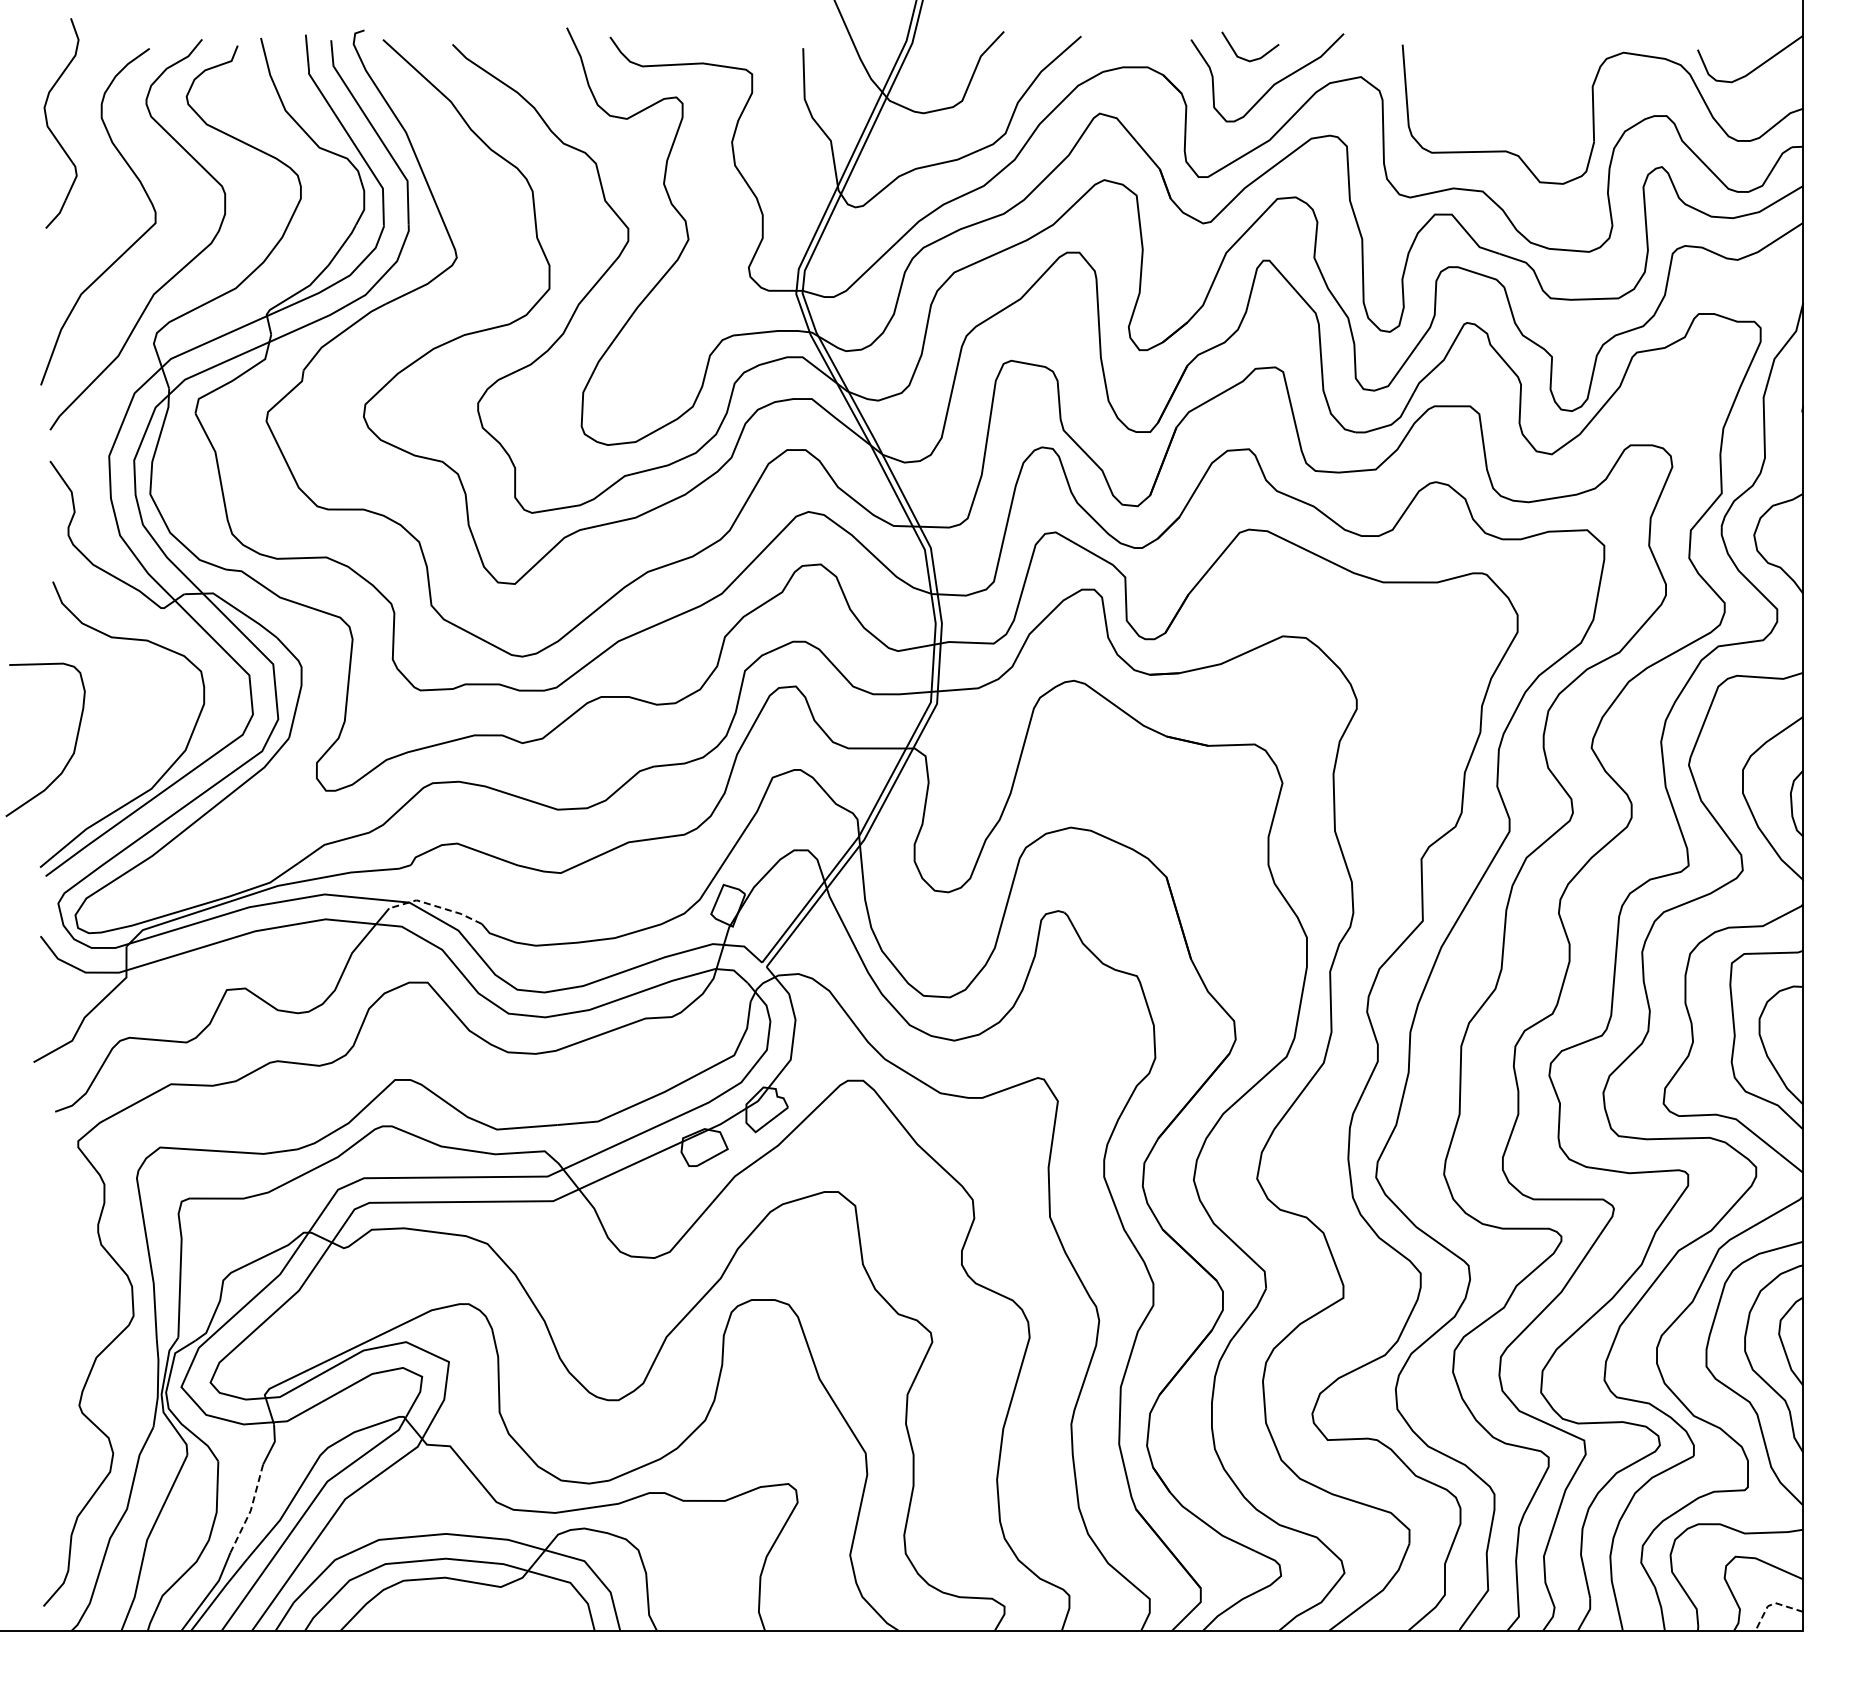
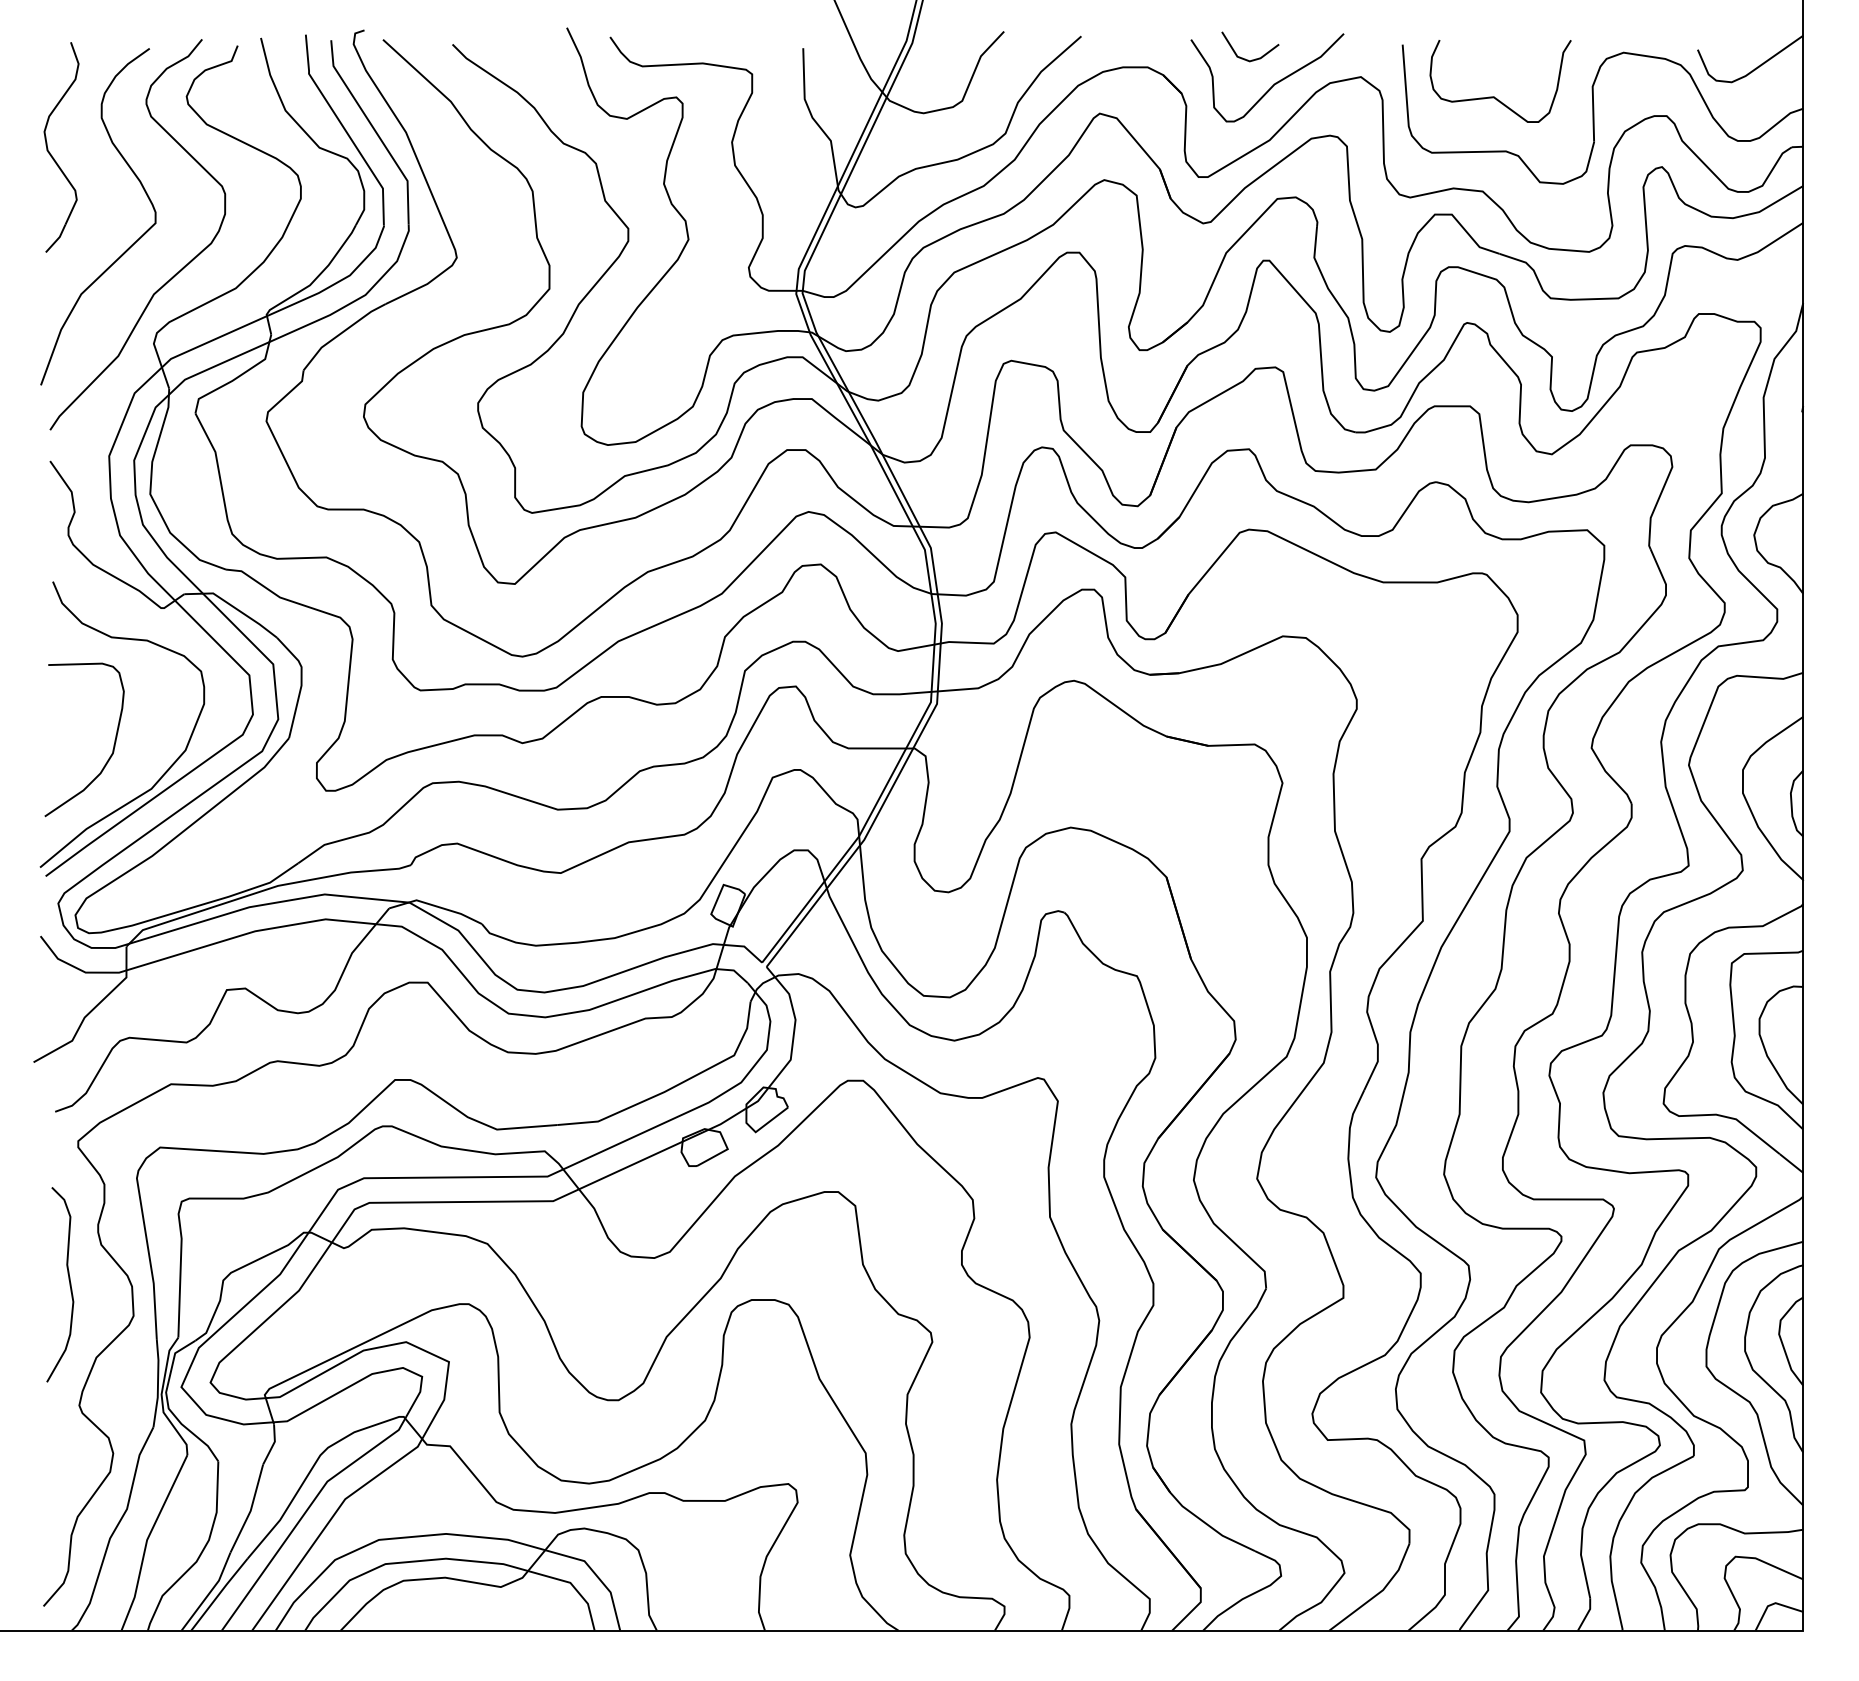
curve: none -> present (1494, 96)
part position: (52, 131) -> (52, 155) (52, 155)
curve position: (74, 744) -> (113, 744) (113, 744)
line: dashed -> solid (436, 906)
curve: none -> present (68, 1280)
line: dashed -> solid (250, 1510)
line: dashed -> solid (1772, 1604)
